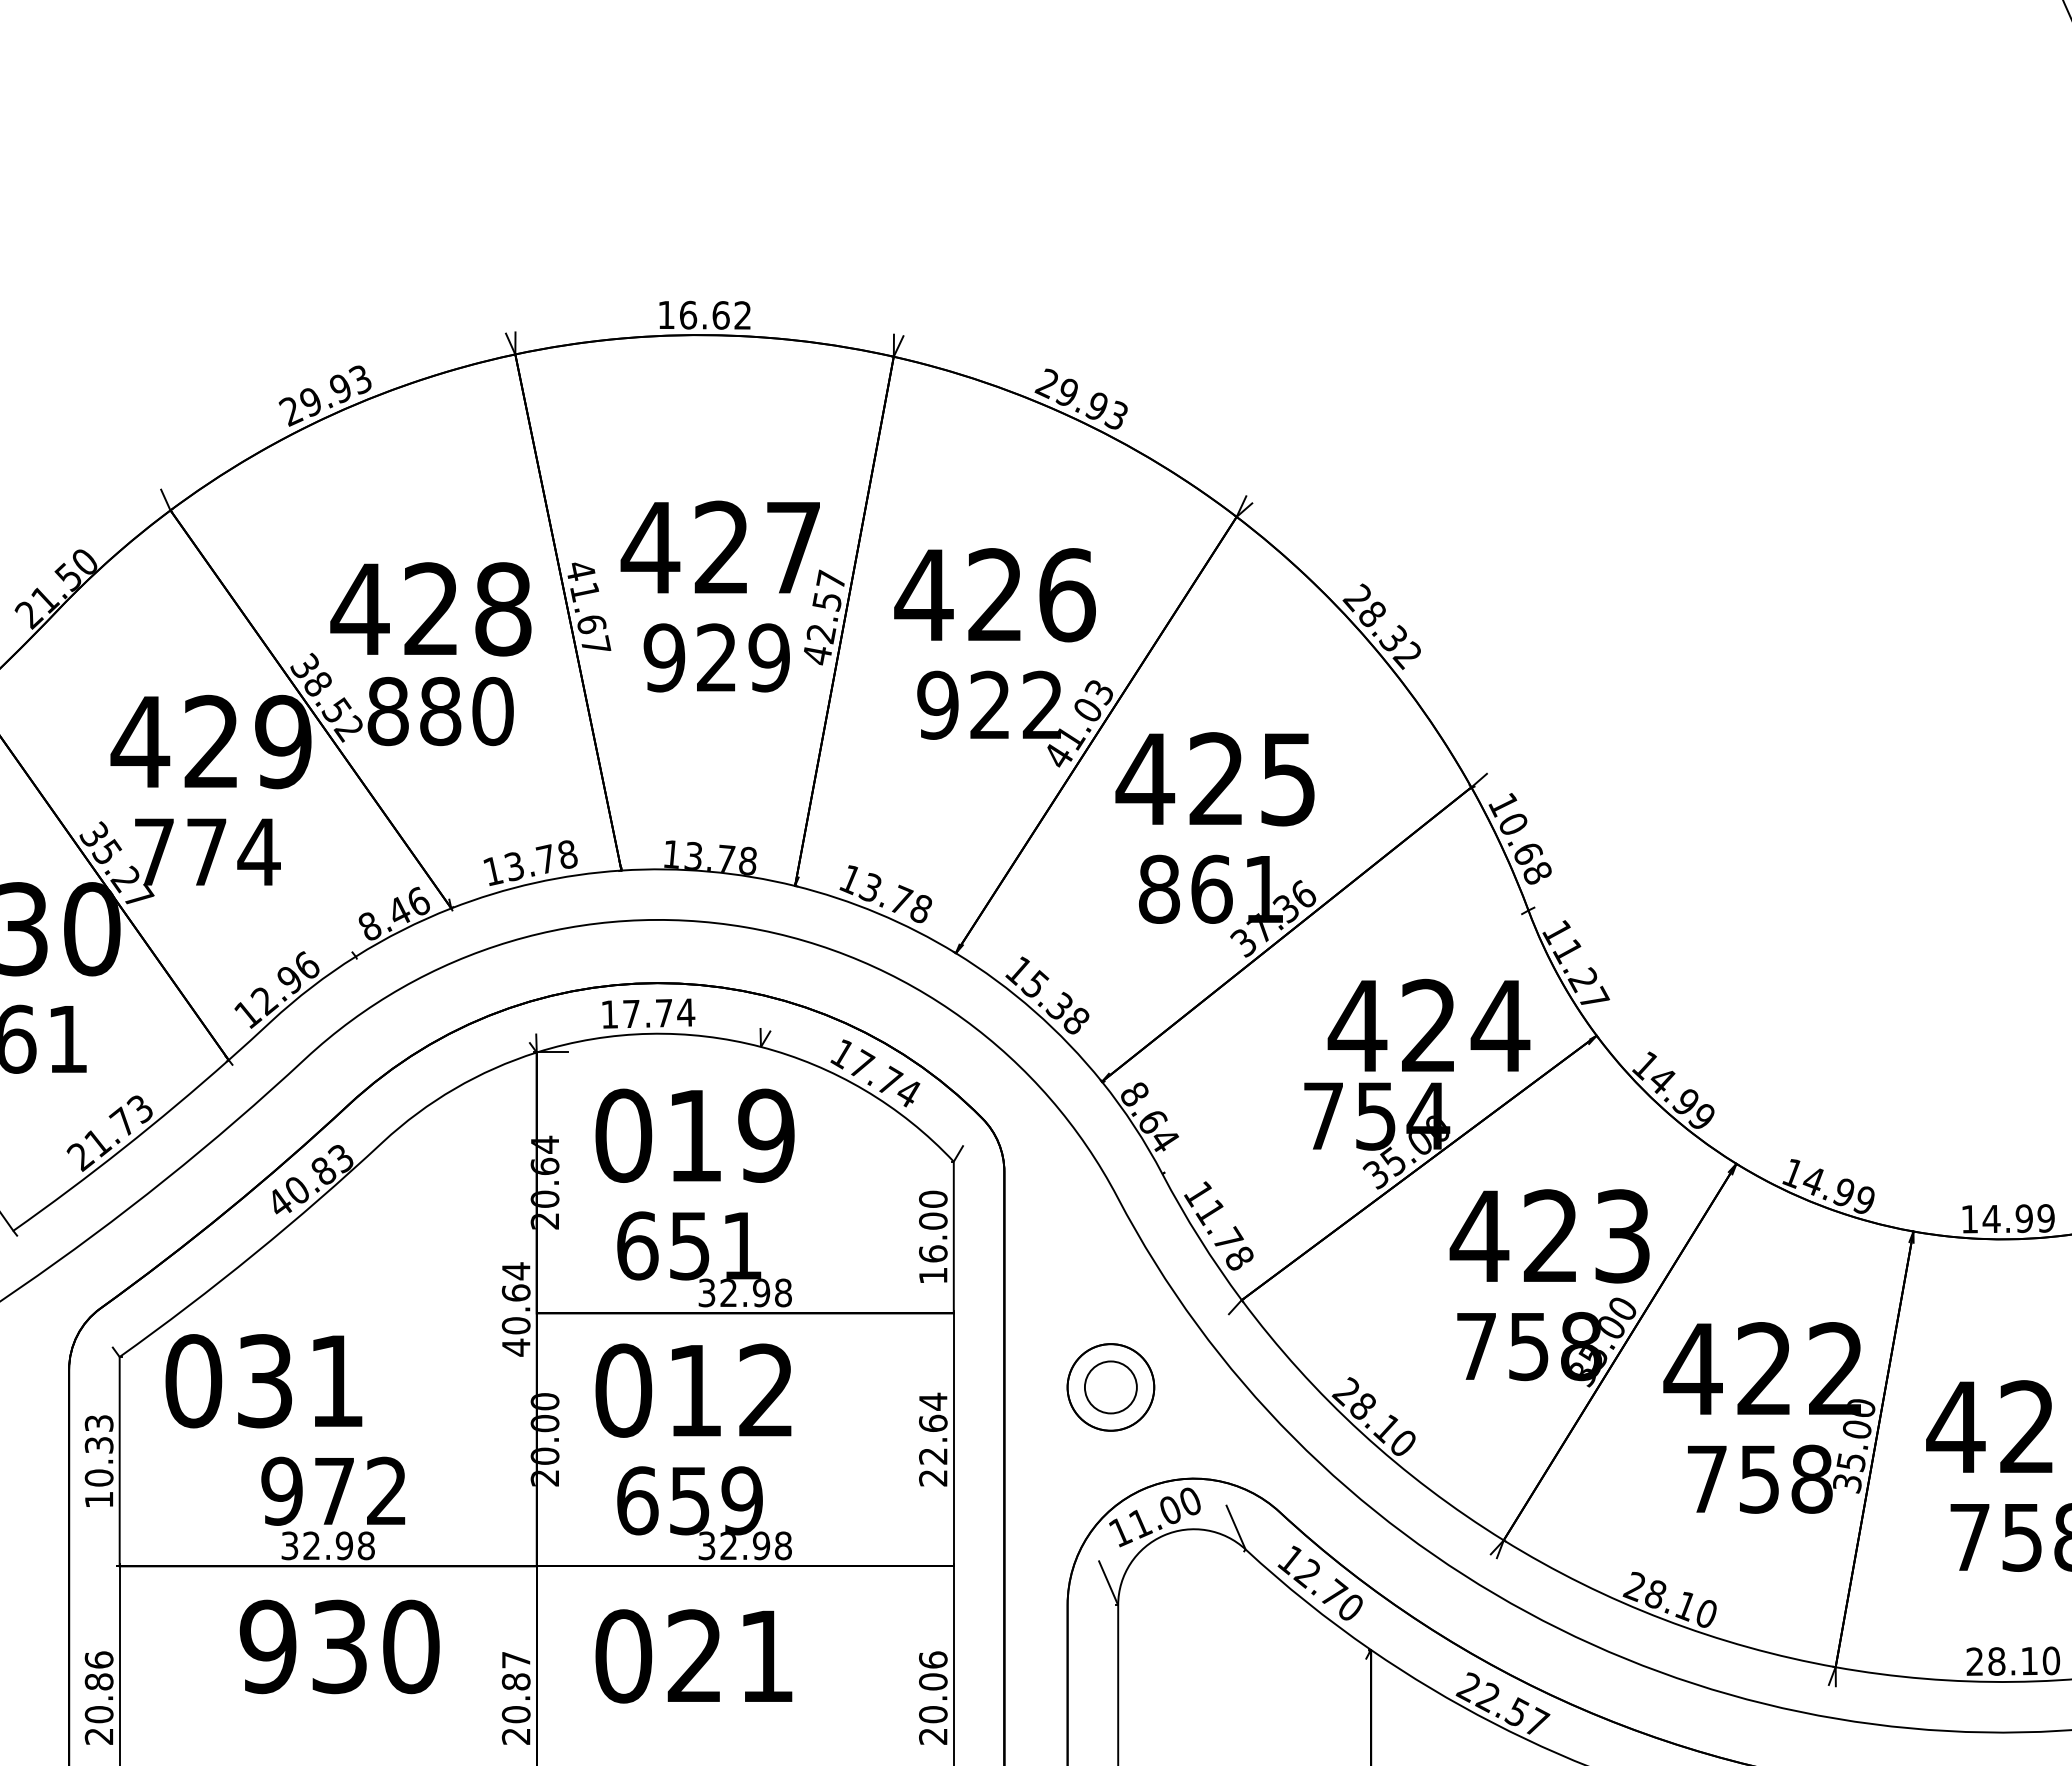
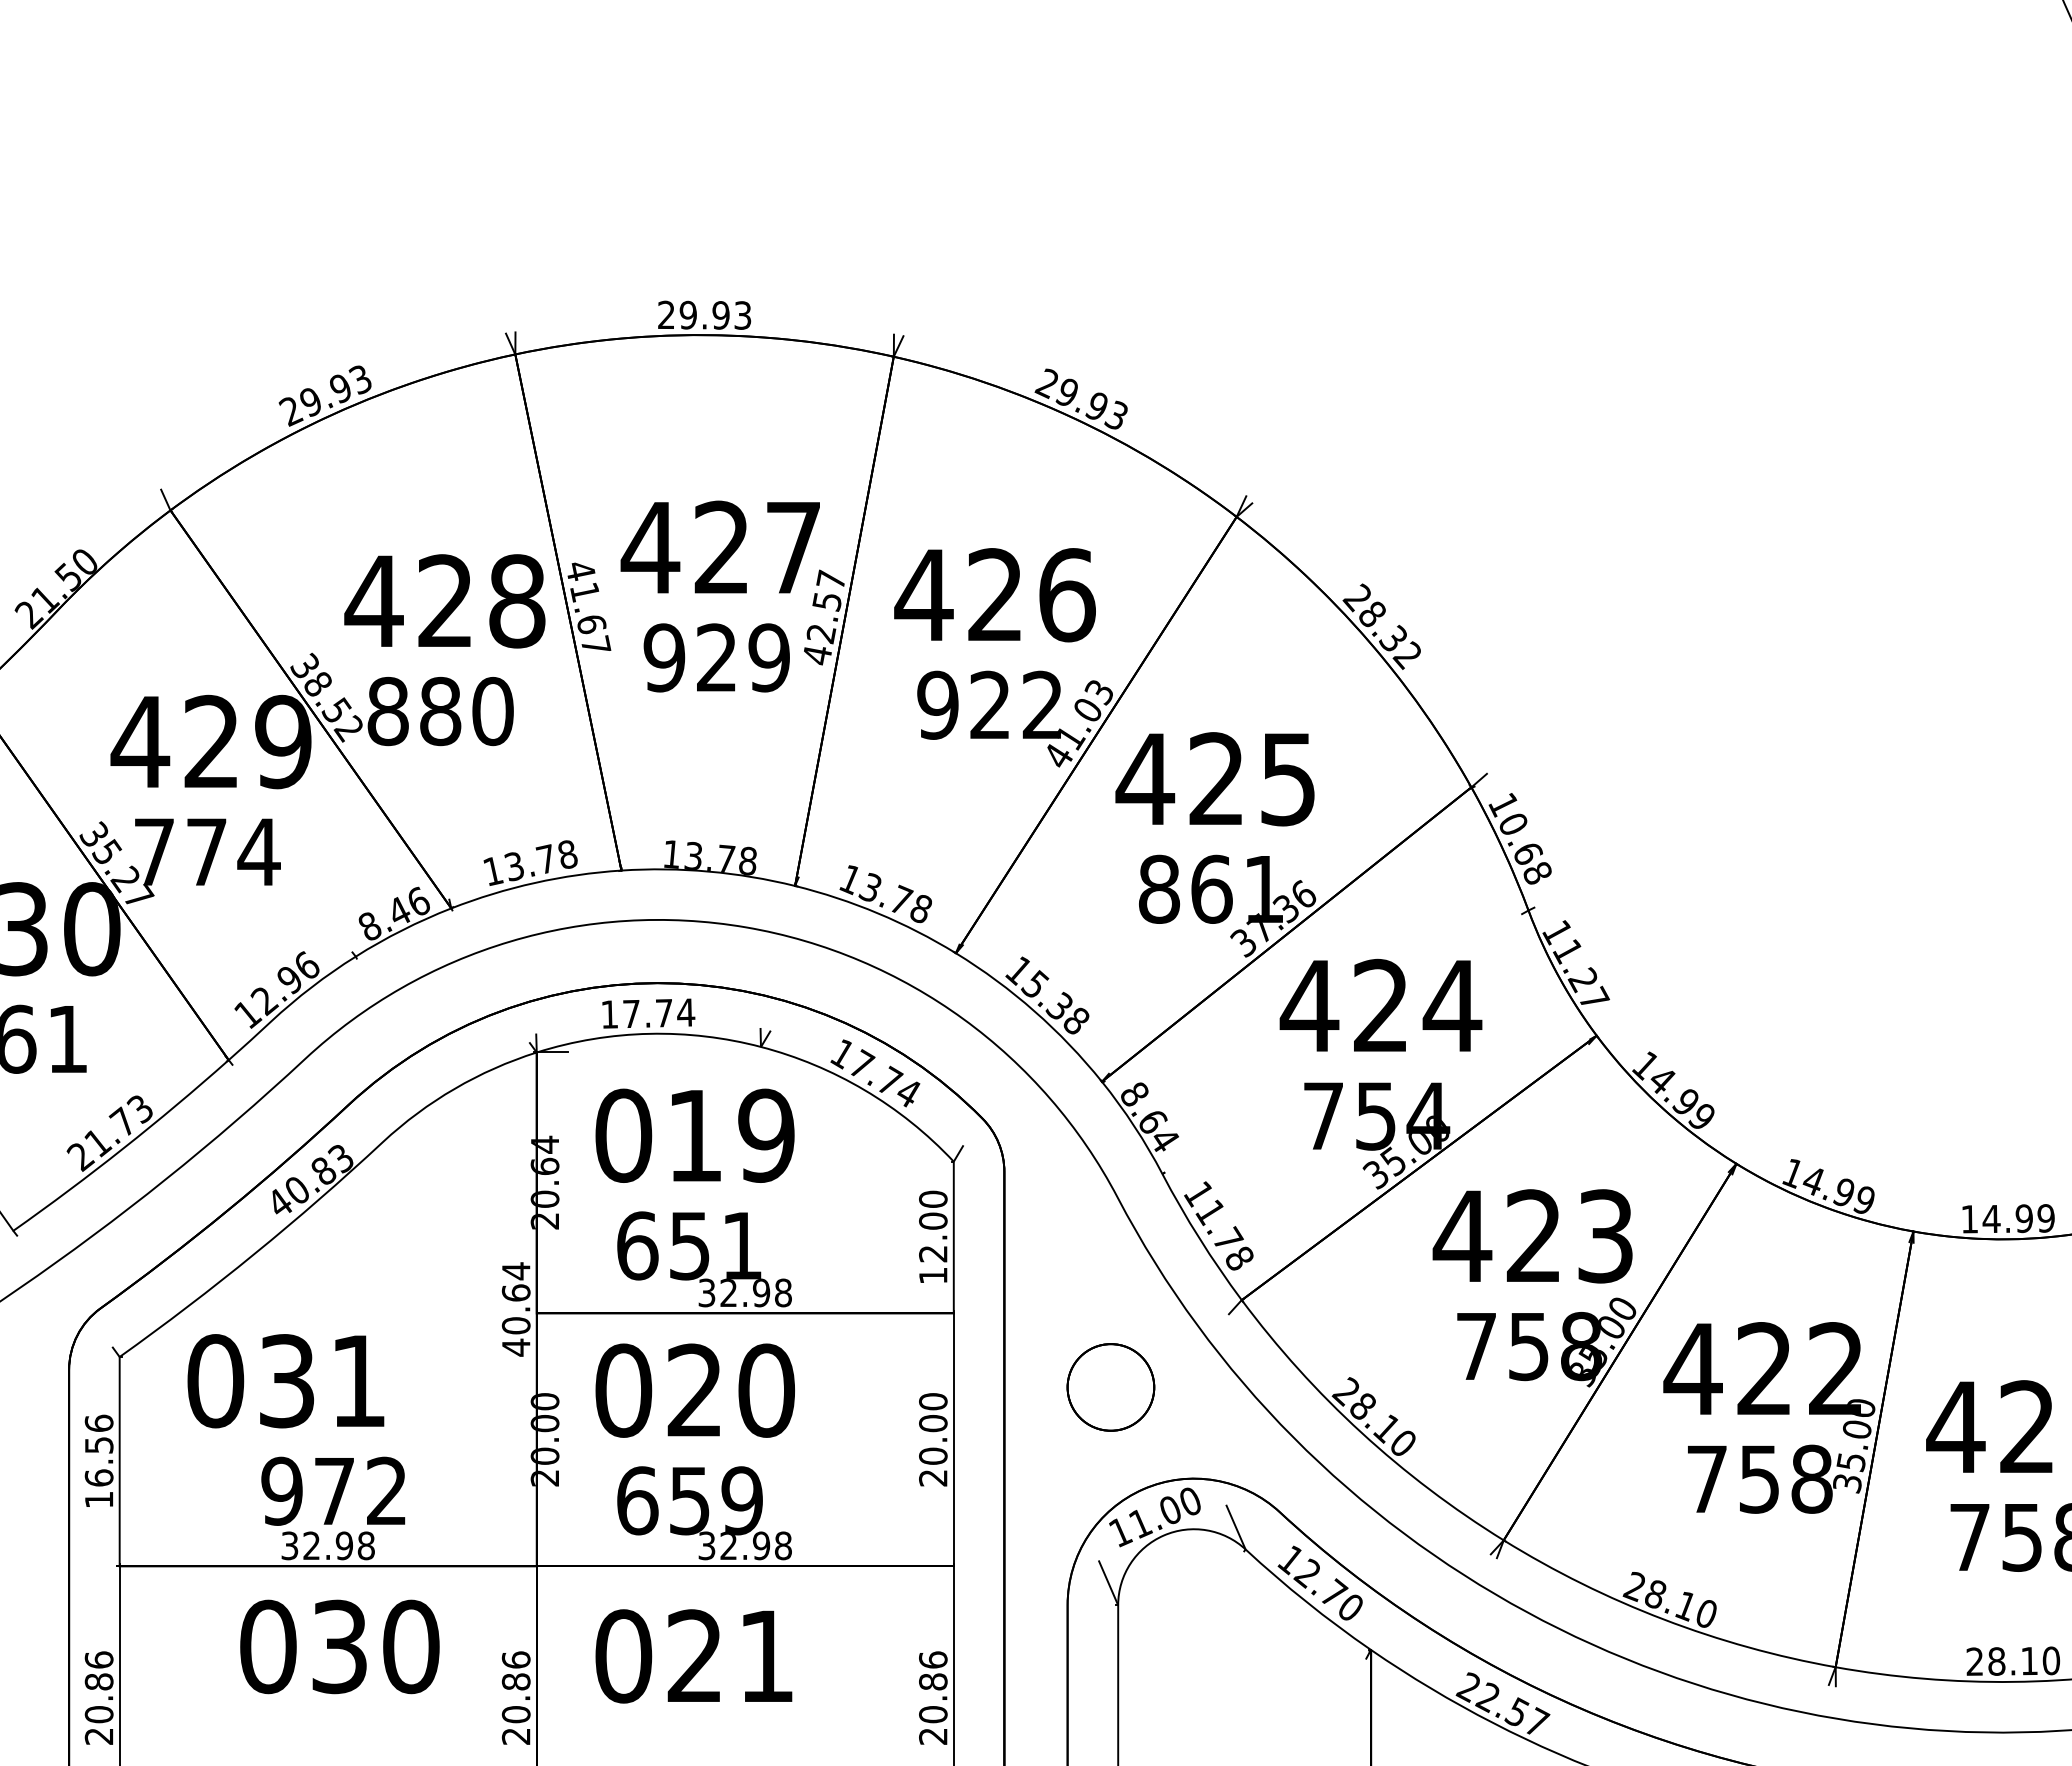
text: 16.62 -> 29.93 (704, 314)
text position: (430, 609) -> (444, 601) (444, 601)
text position: (1428, 1024) -> (1380, 1004) (1380, 1004)
text position: (1549, 1236) -> (1532, 1236) (1532, 1236)
text: 16.00 -> 12.00 (933, 1253)
text position: (263, 1381) -> (285, 1381) (285, 1381)
circle diameter: 52 px -> 87 px (1110, 1387)
text: 012 -> 020 (731, 1390)
text: 22.64 -> 20.00 (933, 1428)
text: 10.33 -> 16.56 (98, 1450)
text: 930 -> 030 (267, 1646)
text: 20.87 -> 20.86 (515, 1659)
text: 20.06 -> 20.86 (933, 1681)
